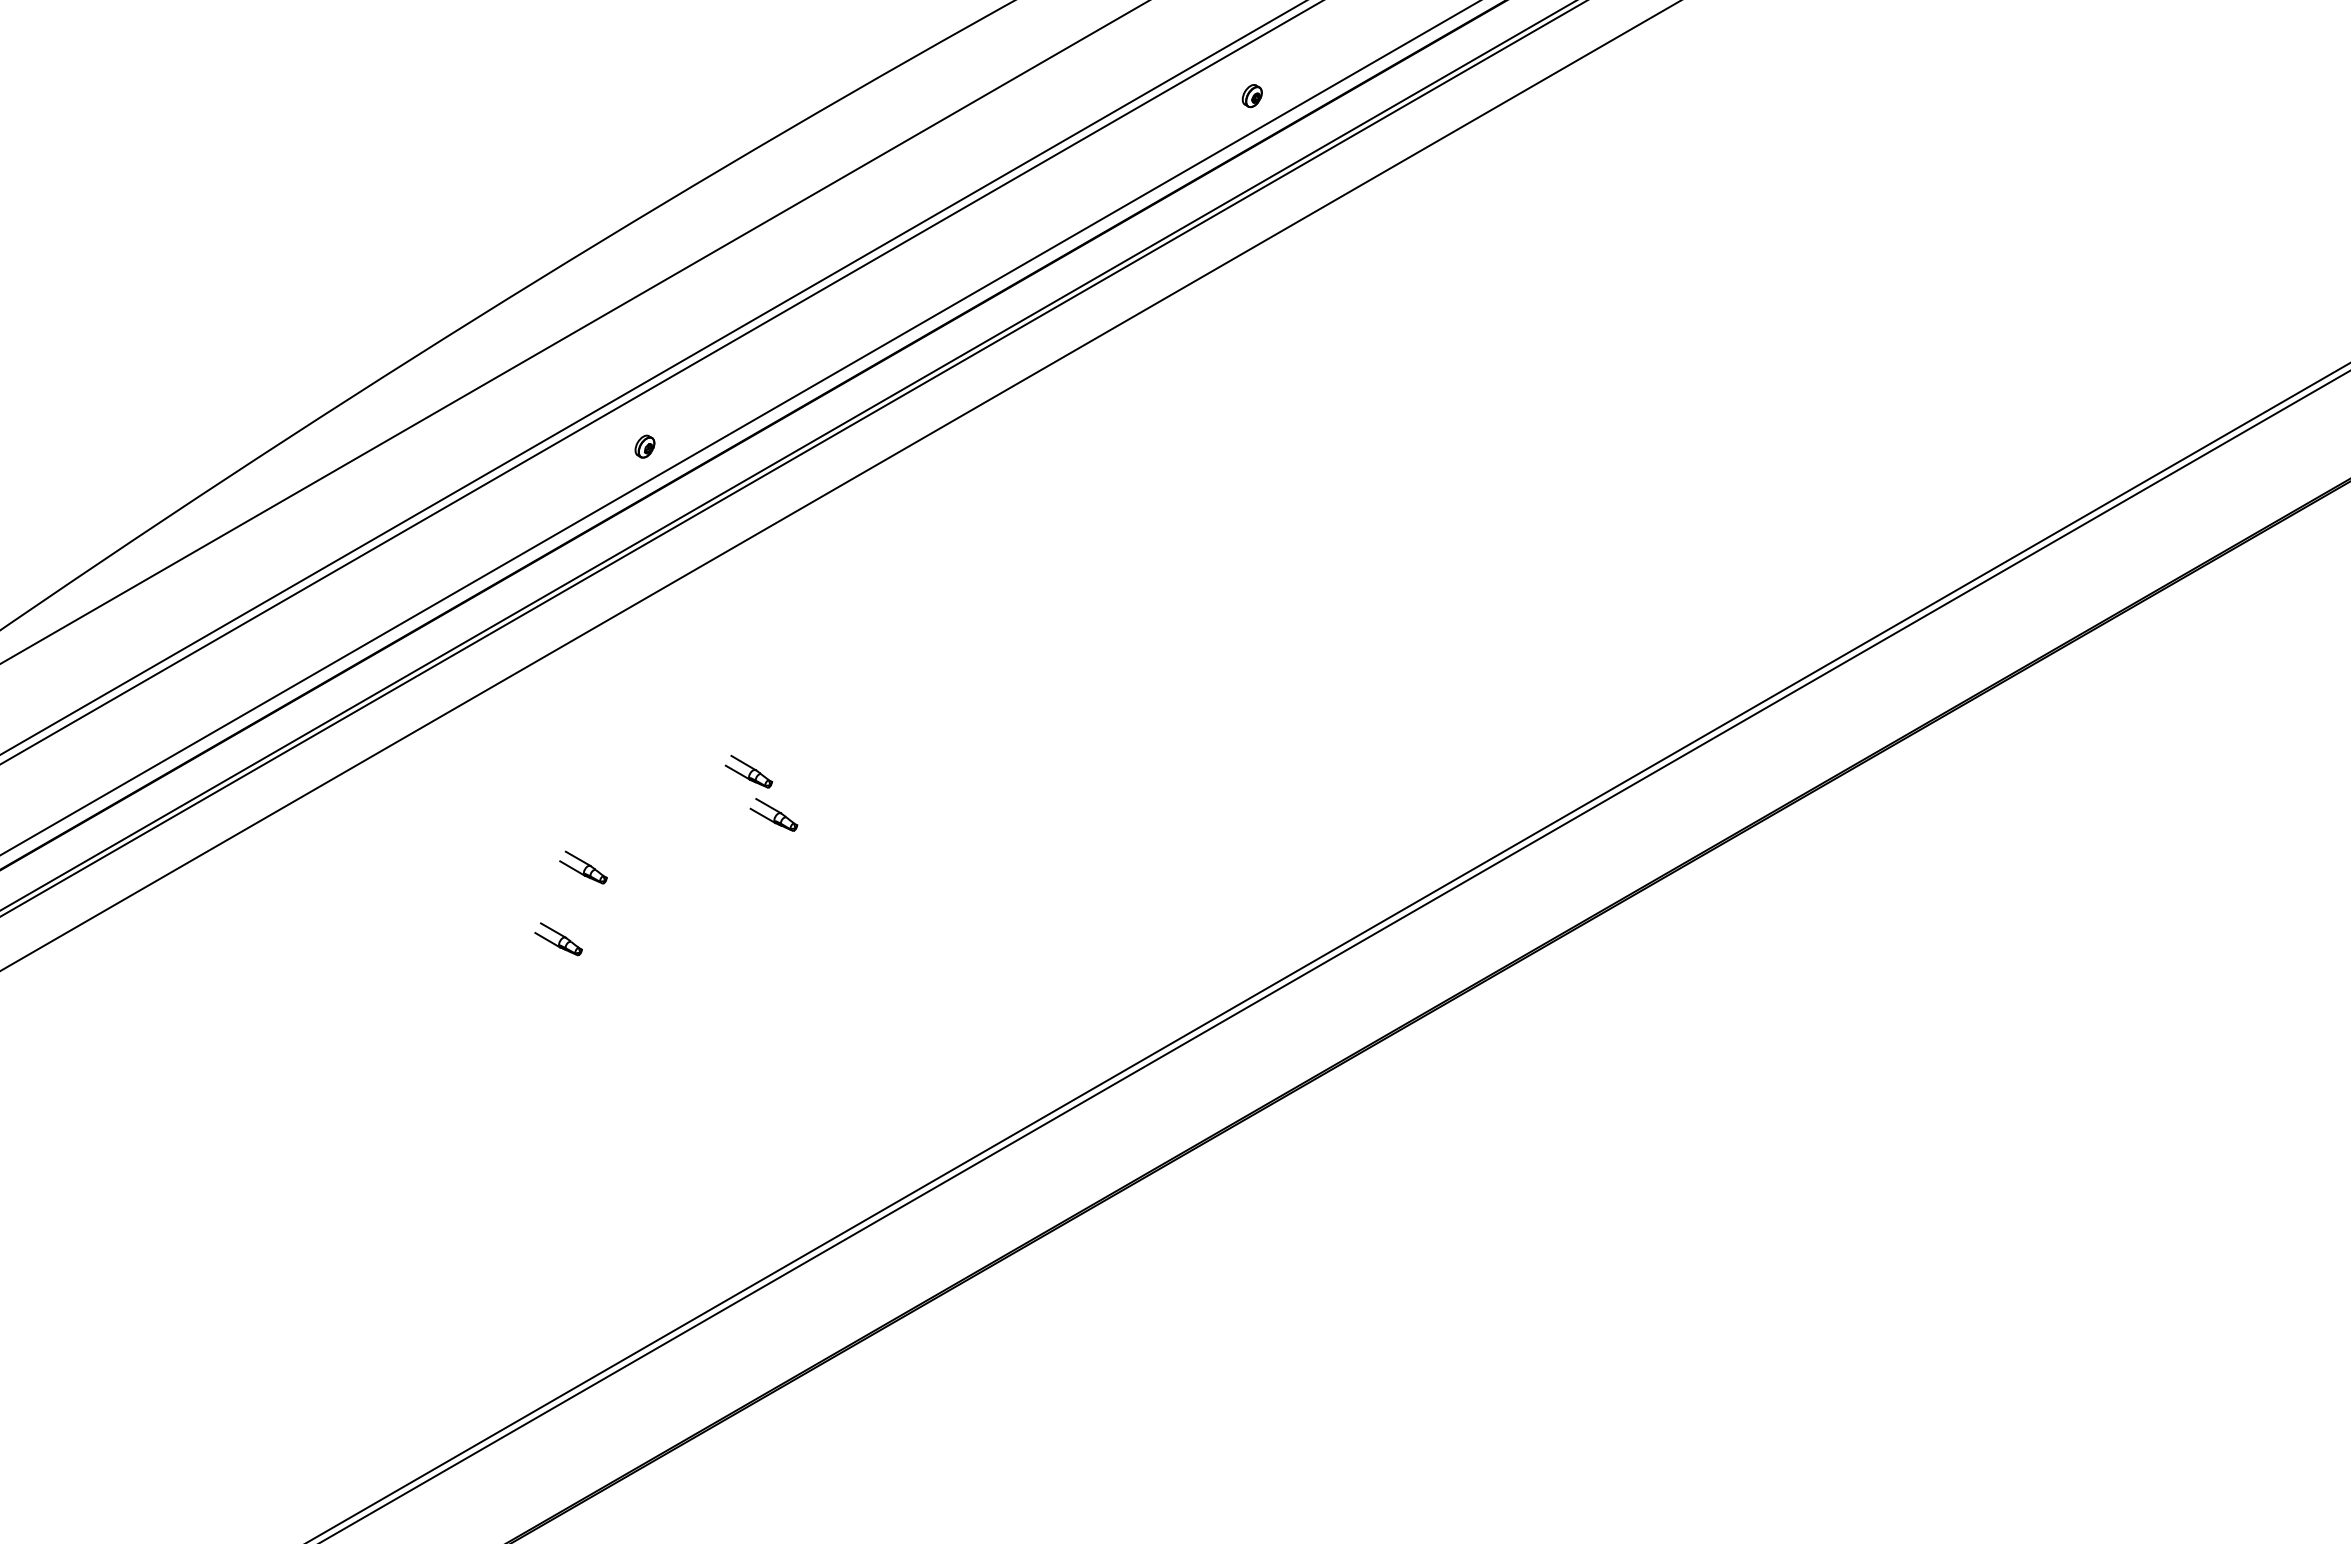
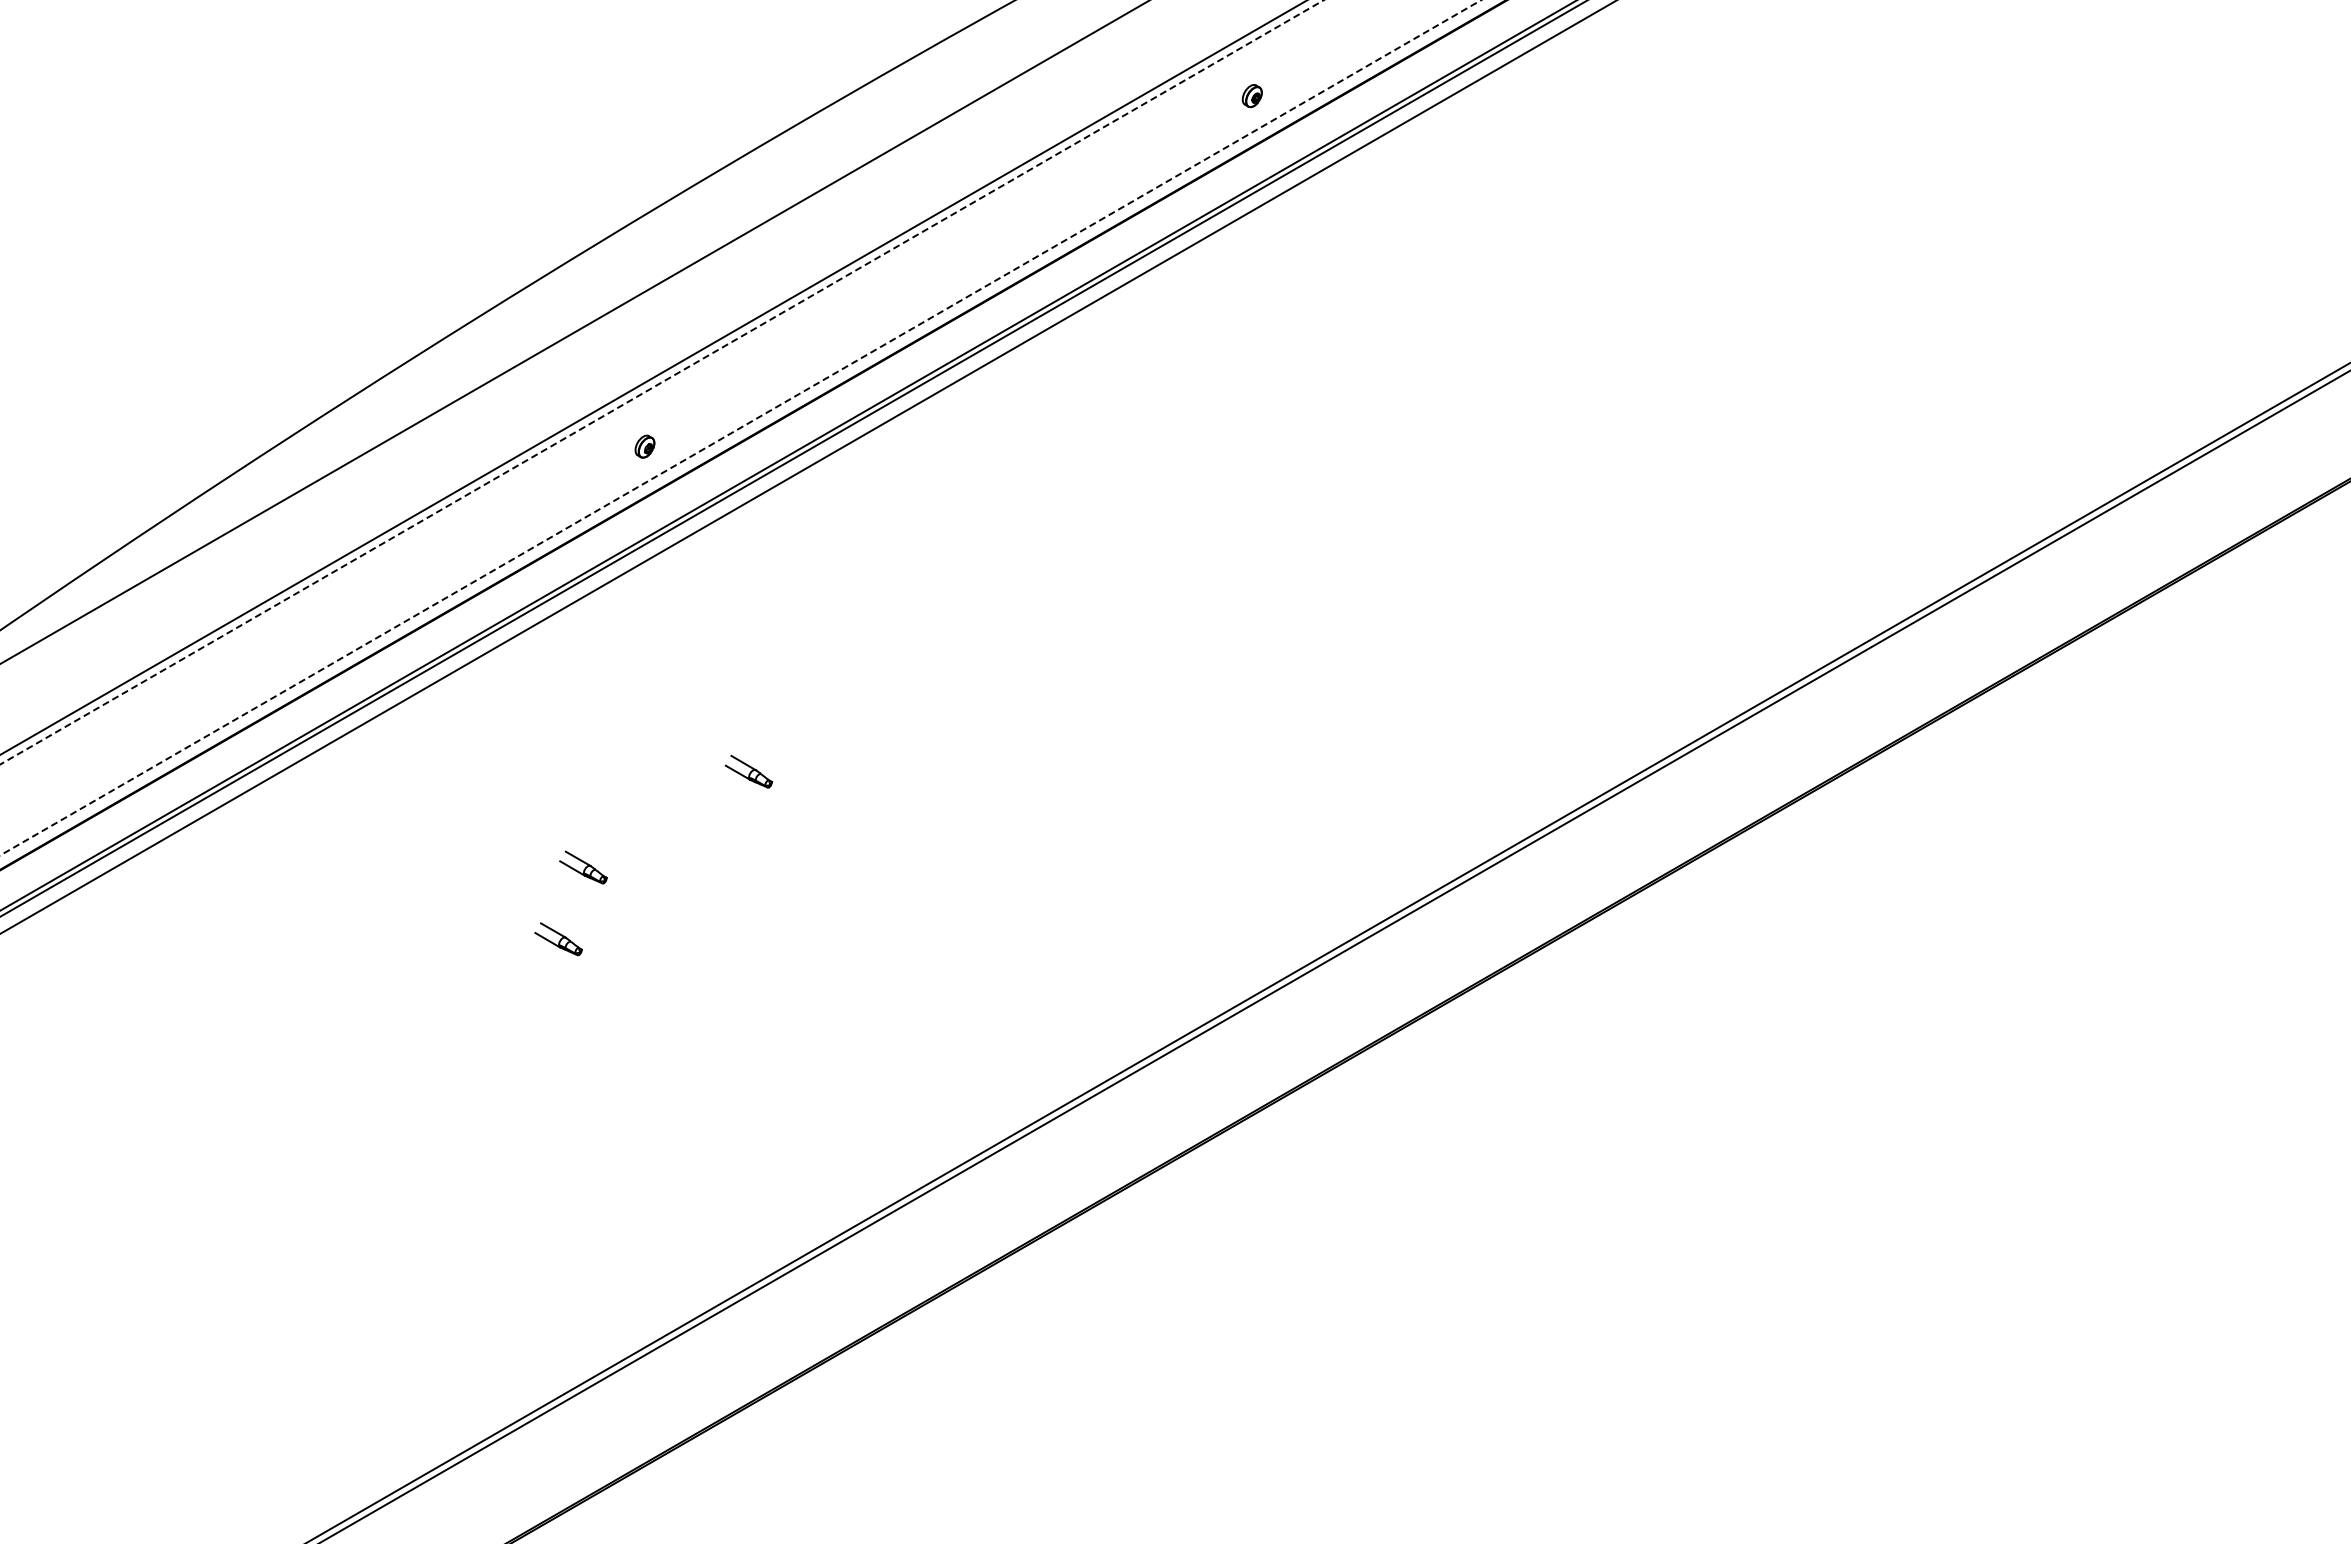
line: solid -> dashed (661, 382)
line: solid -> dashed (740, 427)
line position: (840, 486) -> (807, 467) (807, 467)
part: present -> none (773, 814)
